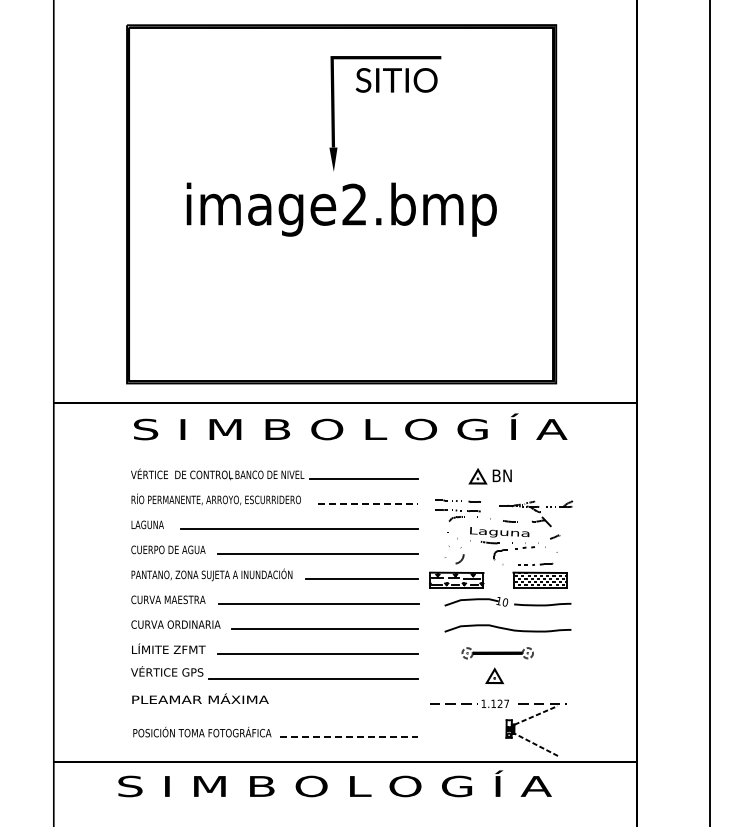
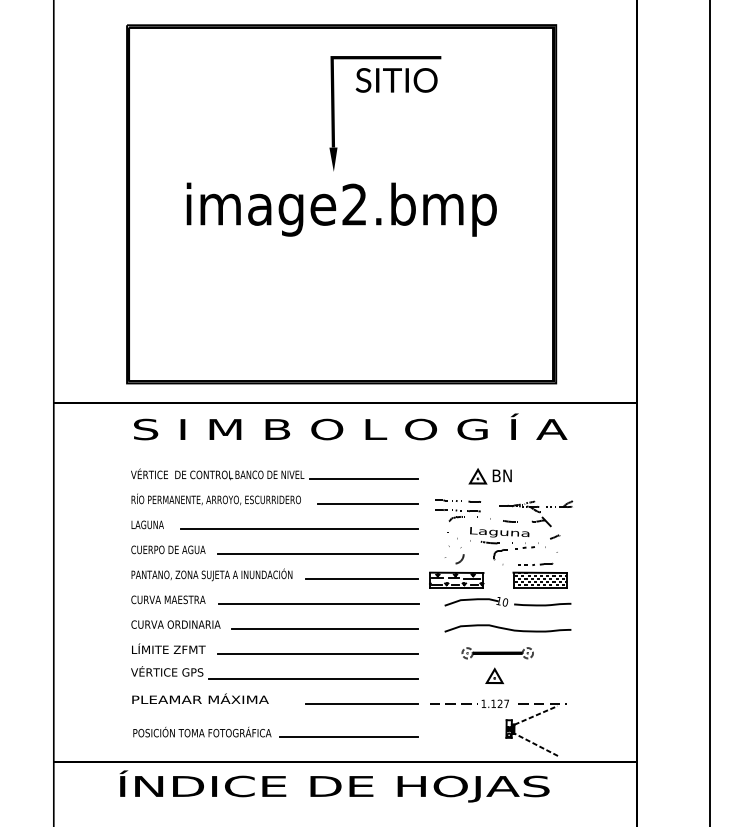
line: dashed -> solid (368, 504)
line: none -> present (361, 703)
line: dashed -> solid (349, 737)
text: S I M B O L O G Í A -> ÍNDICE DE HOJAS (334, 786)
